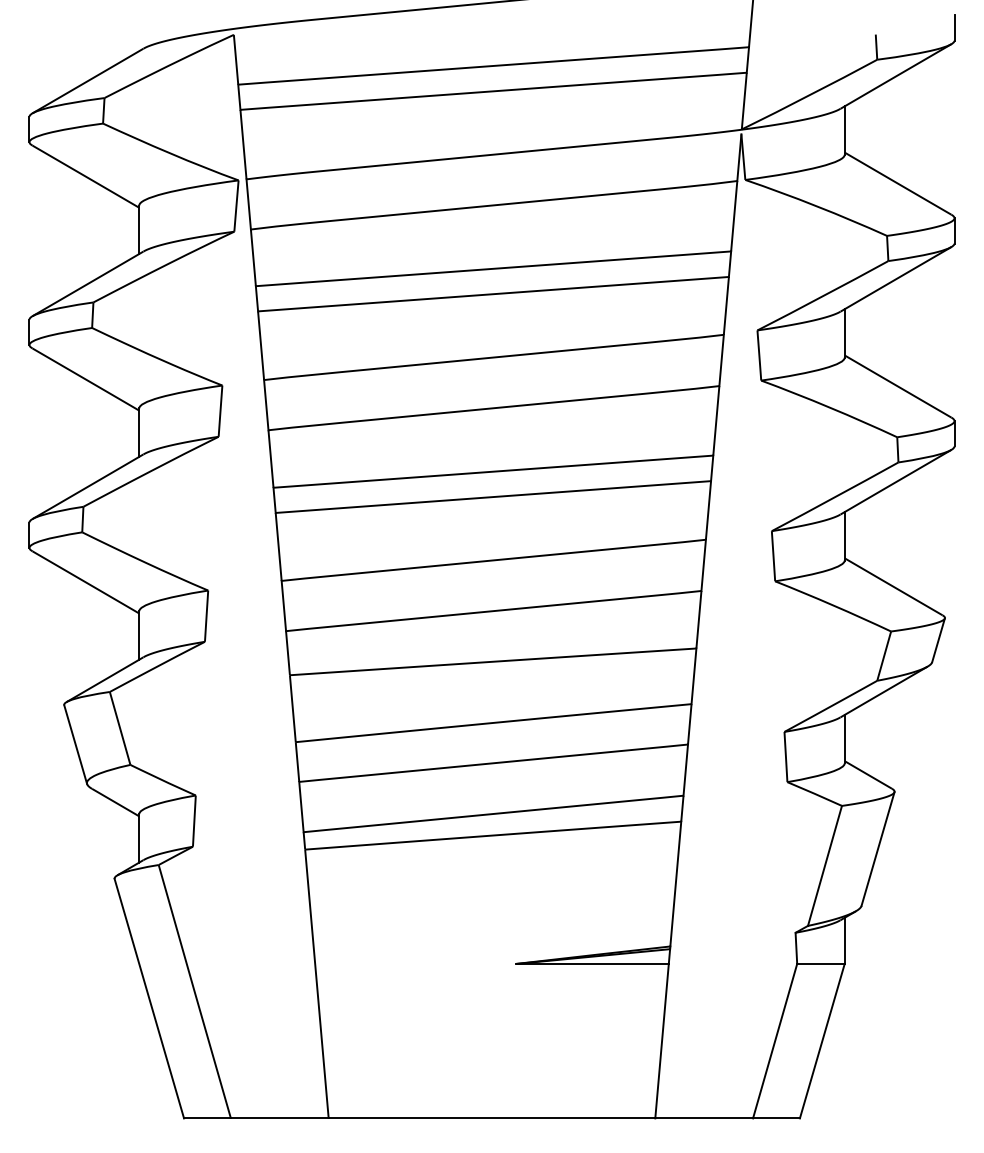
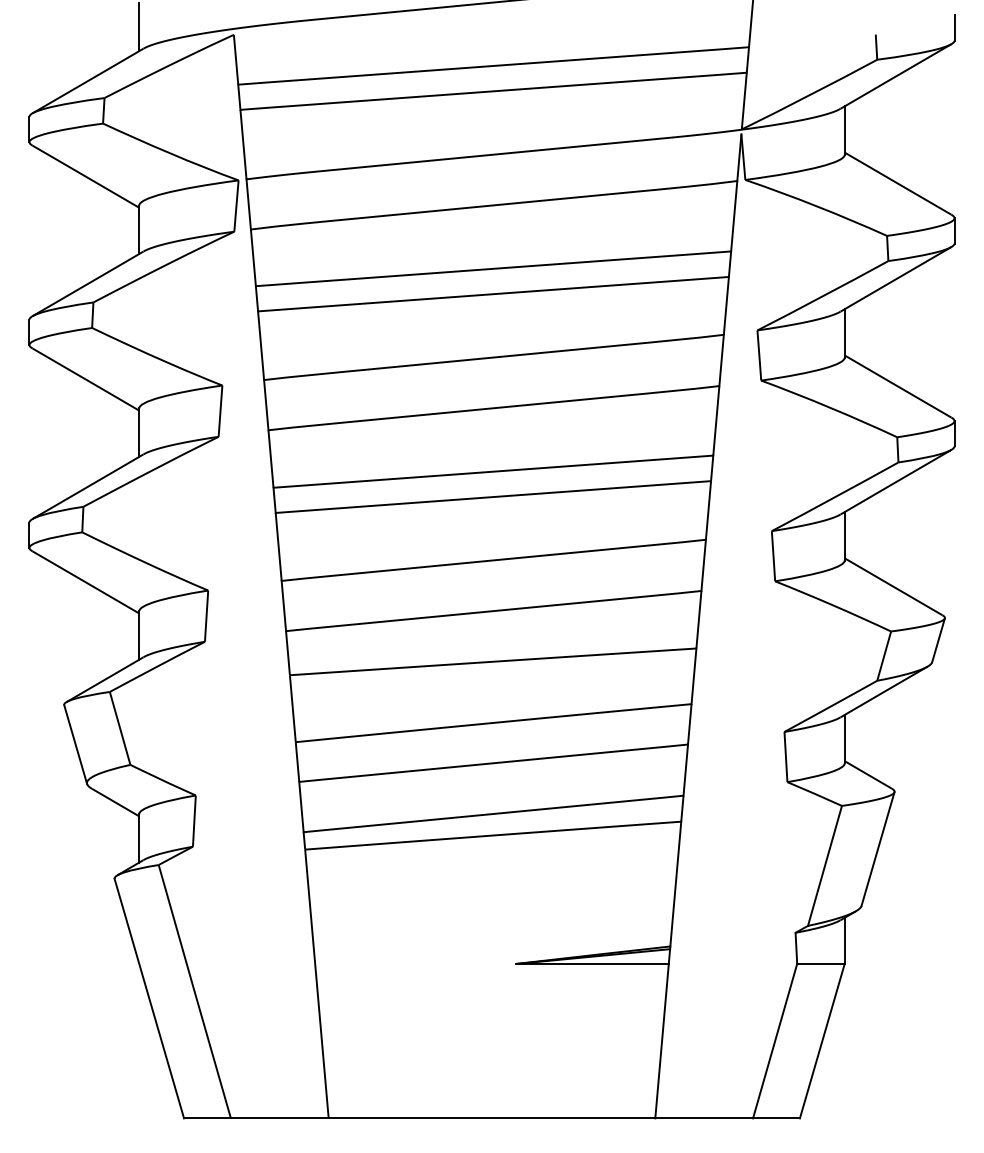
line: none -> present (139, 26)
